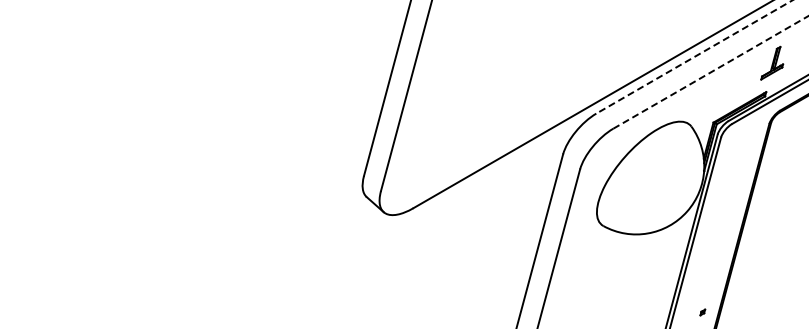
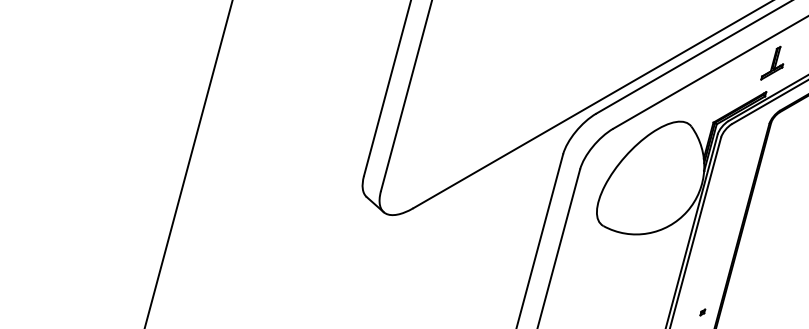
line: dashed -> solid (694, 57)
line: dashed -> solid (711, 72)
line: none -> present (188, 163)
